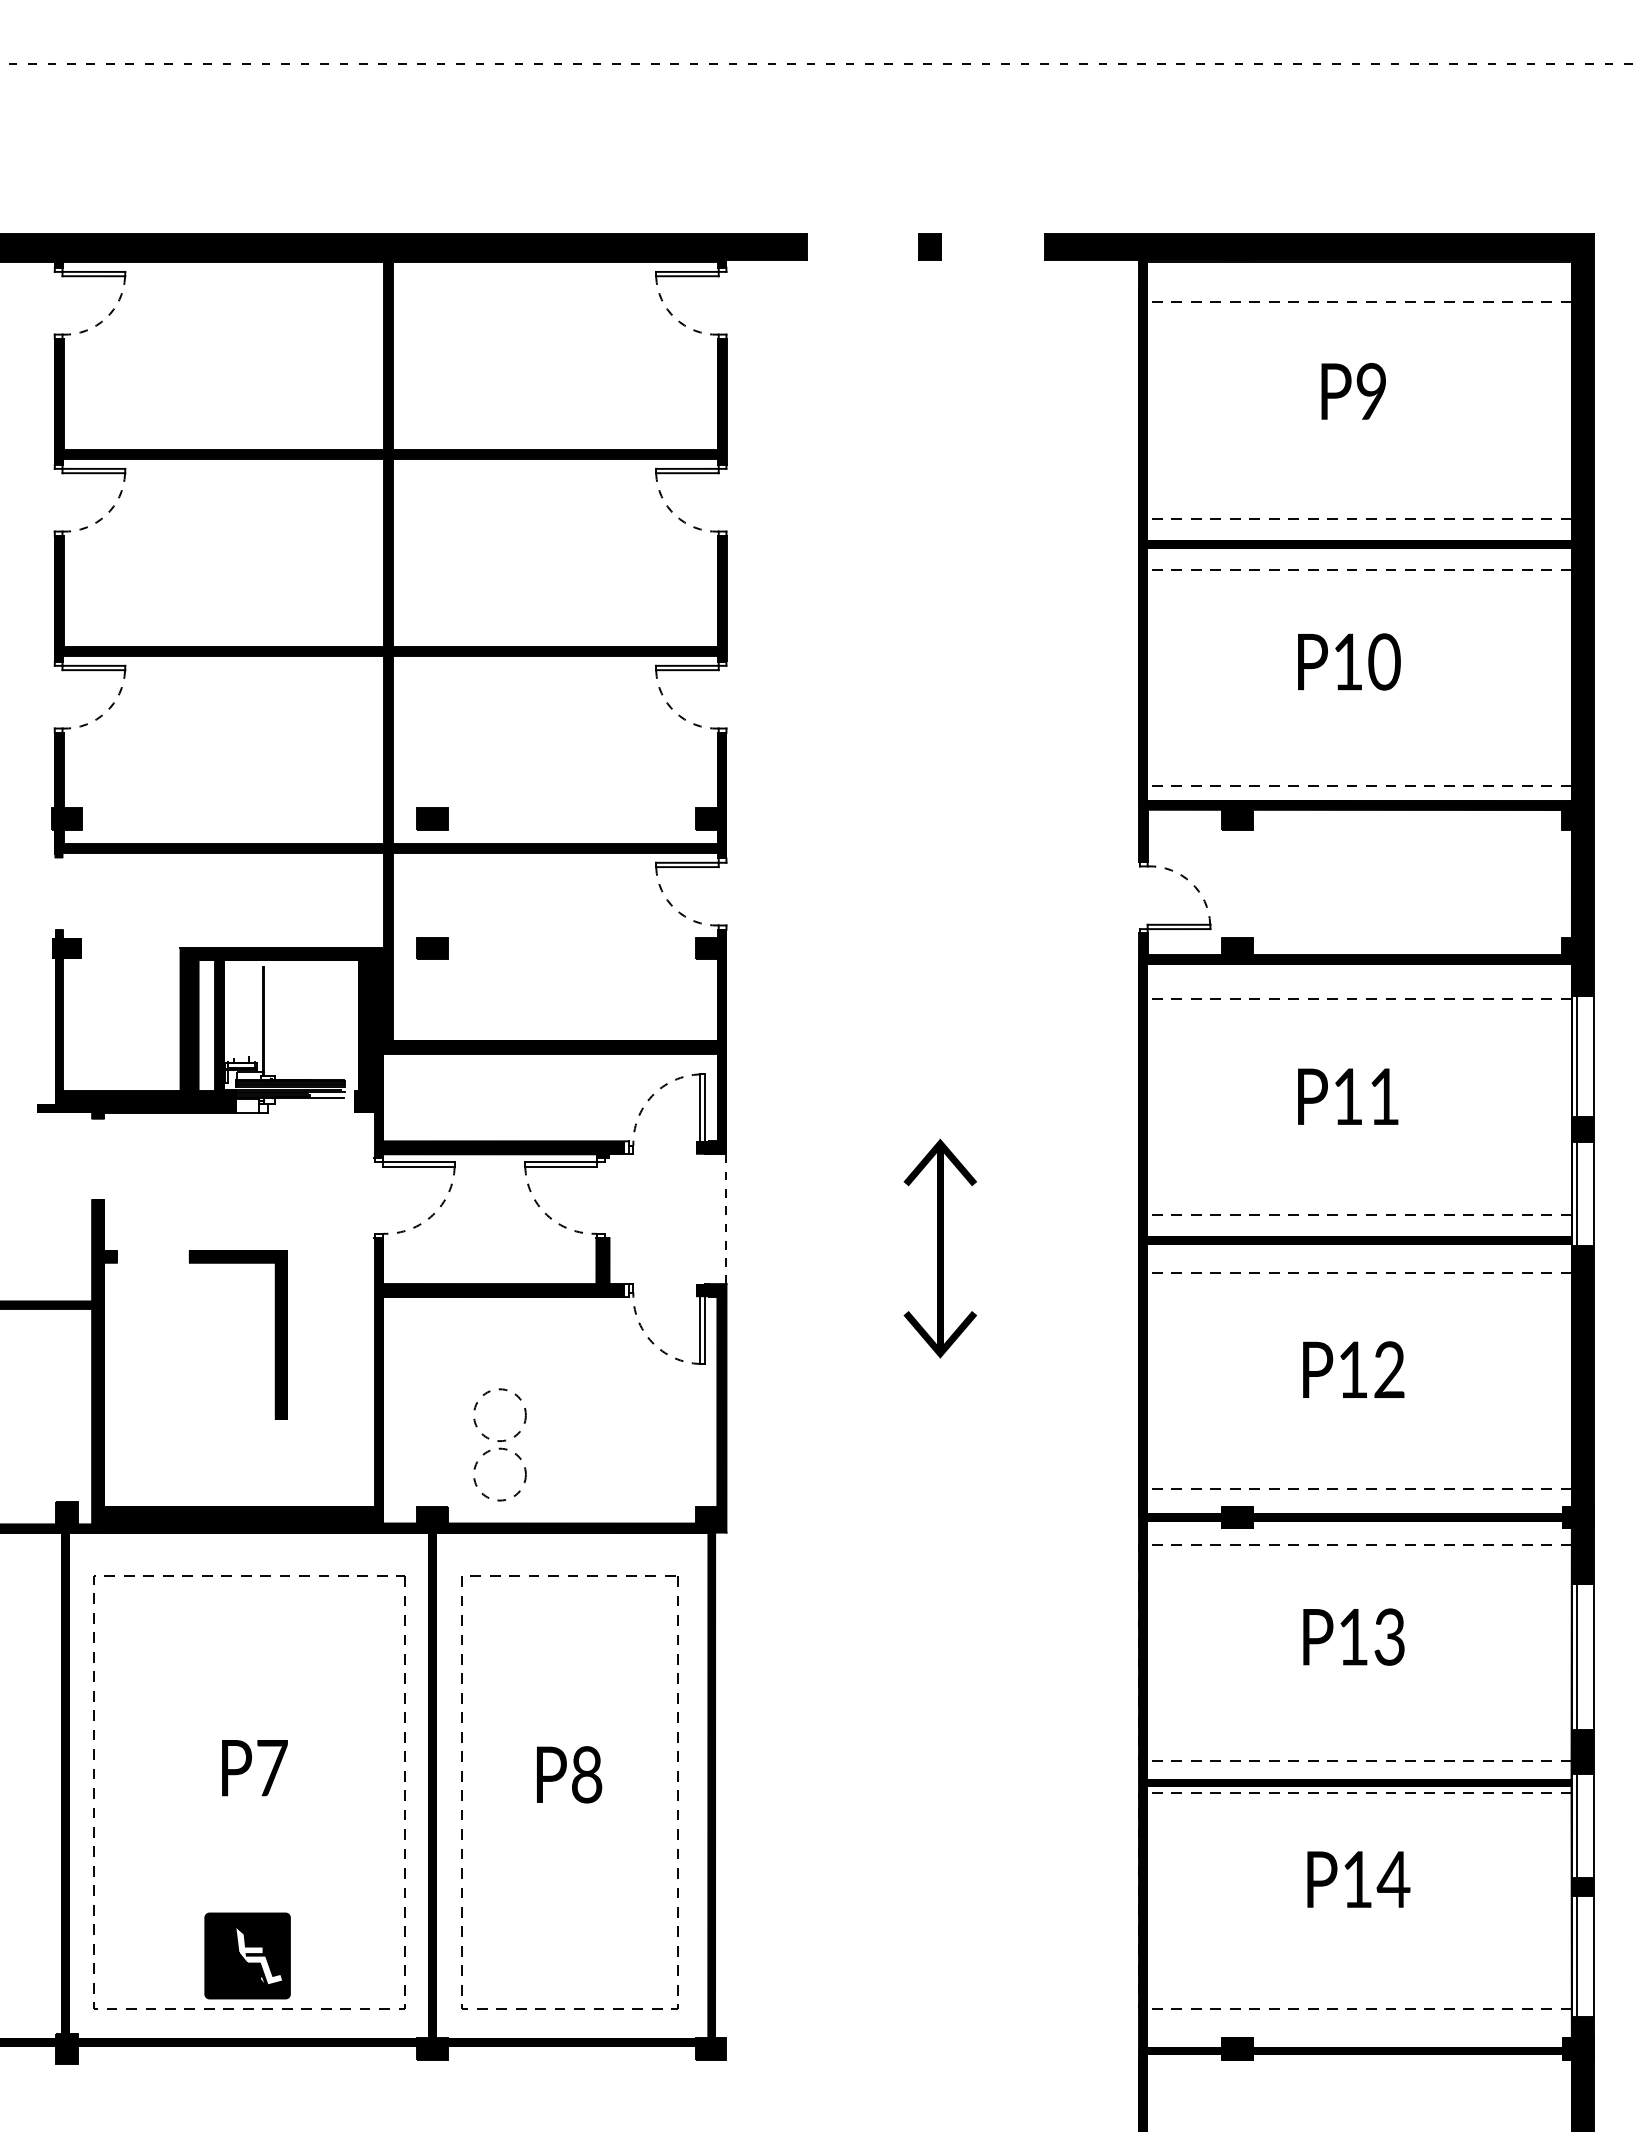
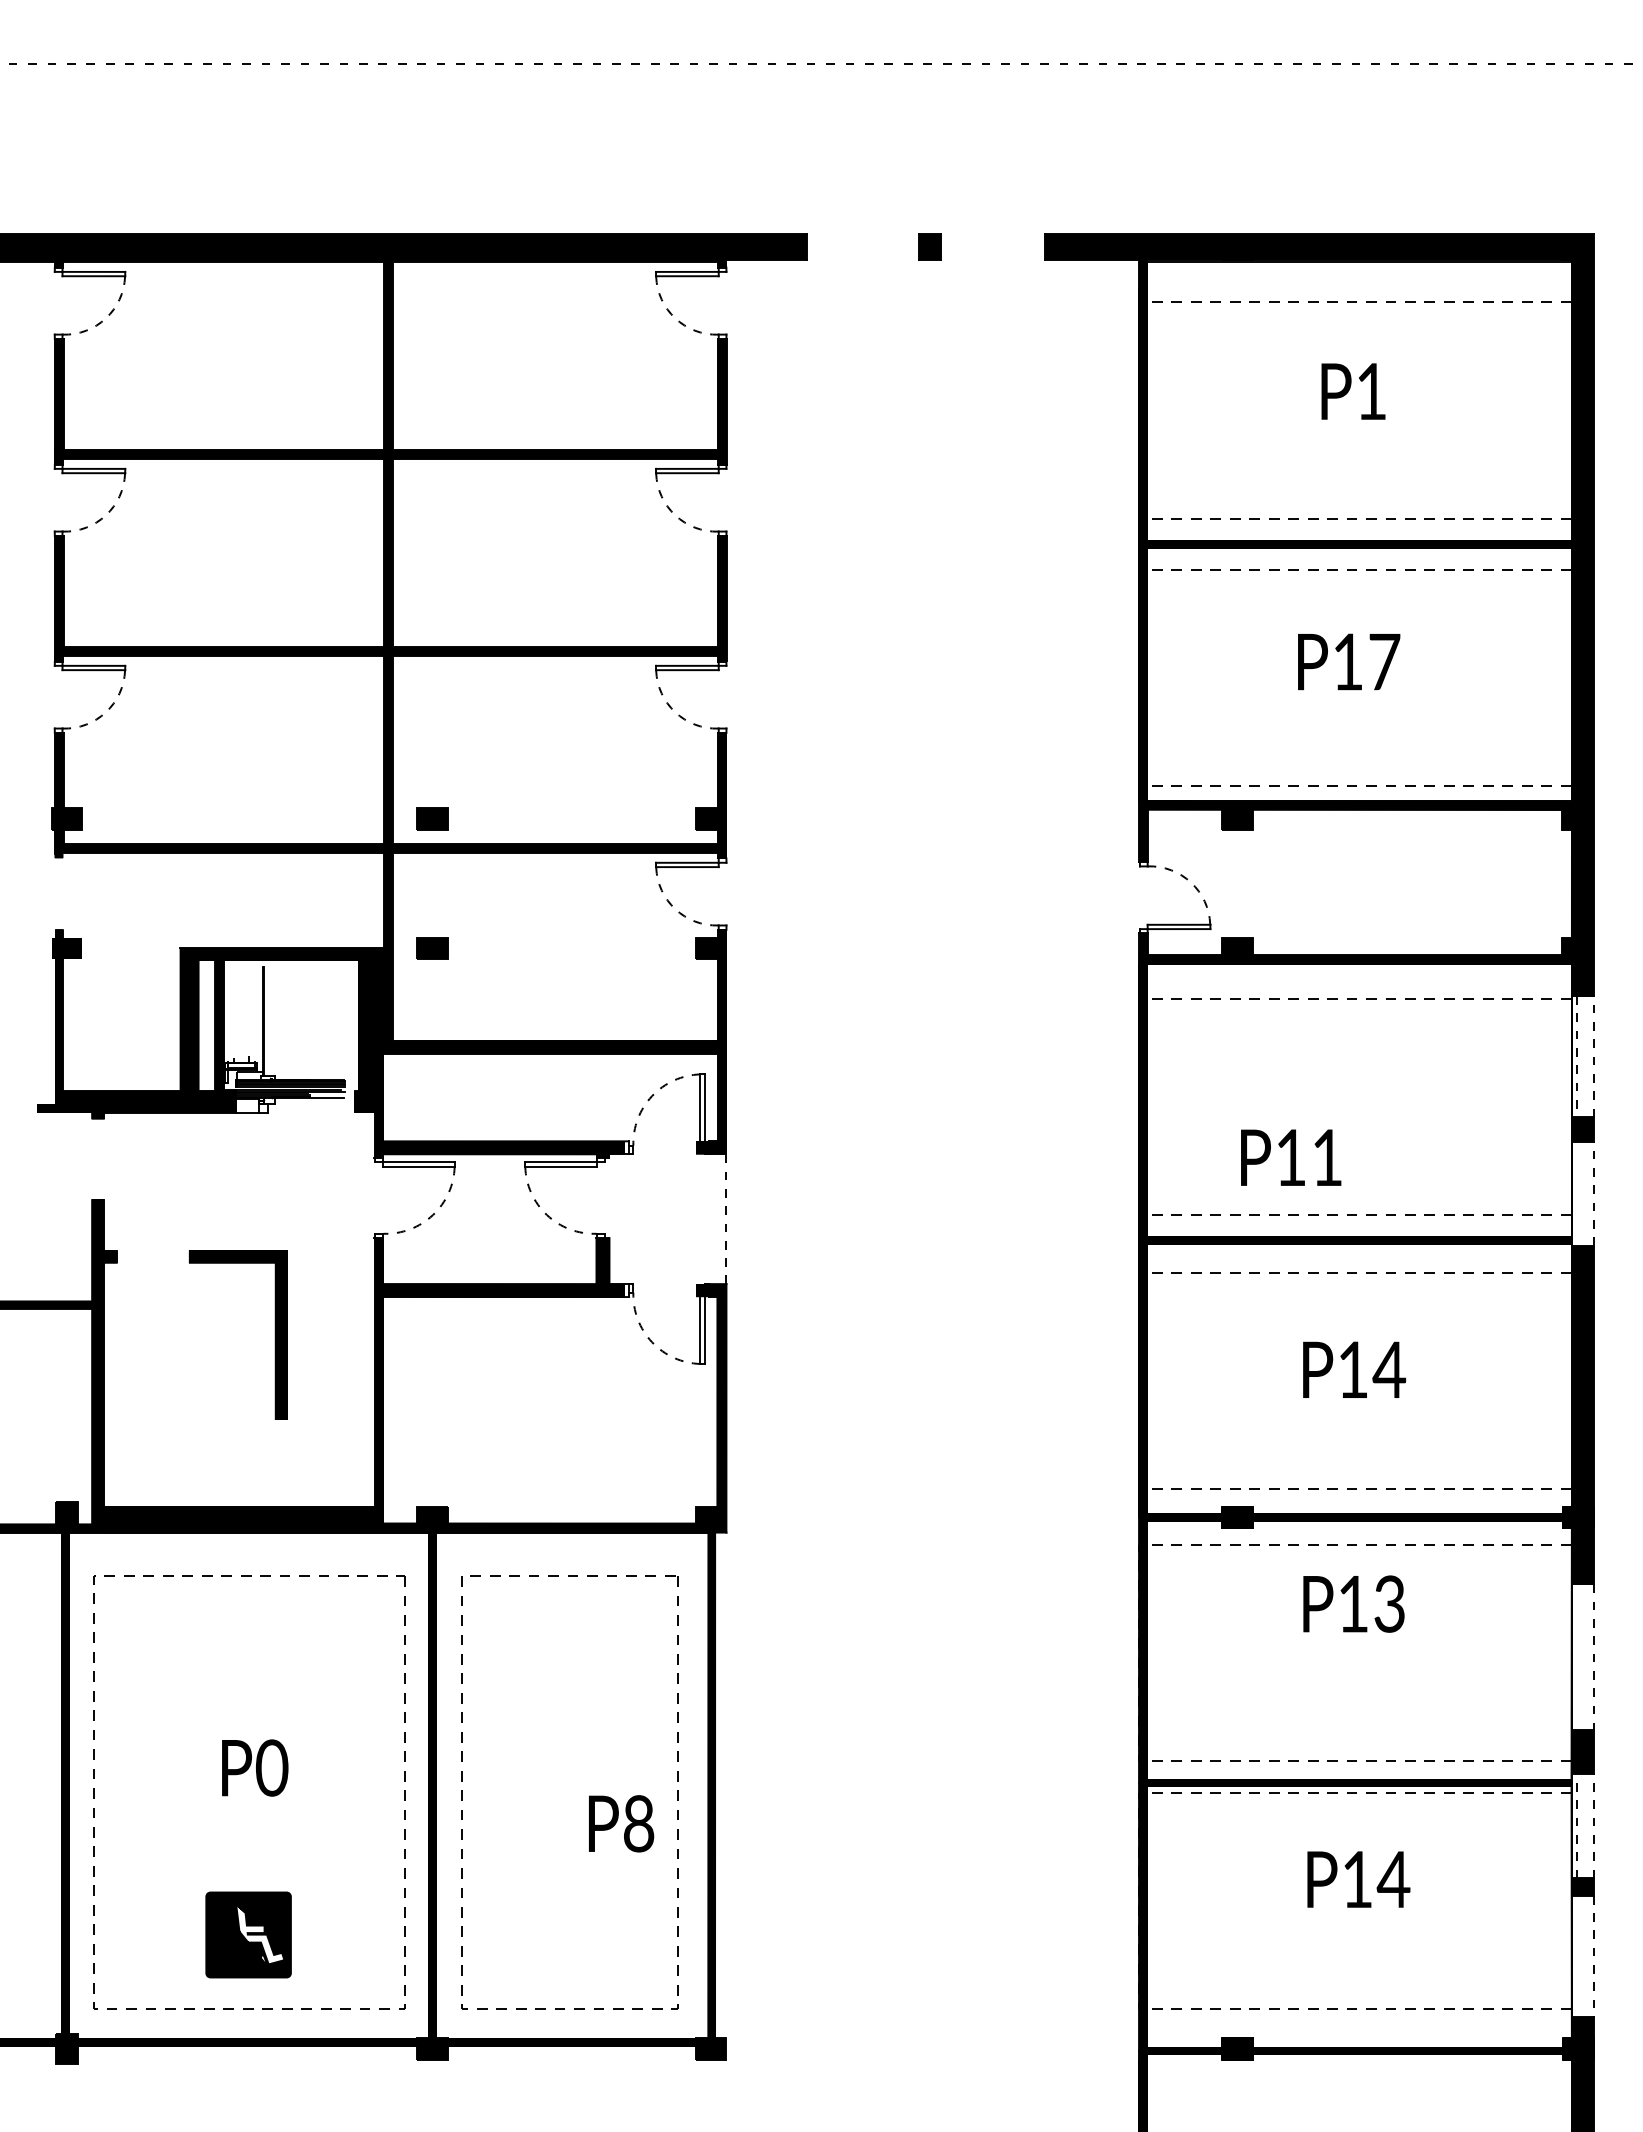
text: P9 -> P1 (1370, 390)
text: P10 -> P17 (1384, 661)
line: solid -> dashed (1576, 1056)
line: solid -> dashed (1593, 1056)
text position: (1348, 1096) -> (1291, 1157) (1291, 1157)
line: present -> none (1576, 1193)
line: solid -> dashed (1593, 1194)
part: present -> none (939, 1248)
text: P12 -> P14 (1389, 1369)
part: present -> none (499, 1444)
text position: (1353, 1636) -> (1353, 1603) (1353, 1603)
line: present -> none (1576, 1656)
line: solid -> dashed (1593, 1657)
text: P7 -> P0 (272, 1767)
text position: (569, 1774) -> (621, 1823) (621, 1823)
line: solid -> dashed (1576, 1826)
line: solid -> dashed (1593, 1826)
part position: (247, 1955) -> (248, 1934) (248, 1934)
line: present -> none (1576, 1955)
line: solid -> dashed (1593, 1956)
